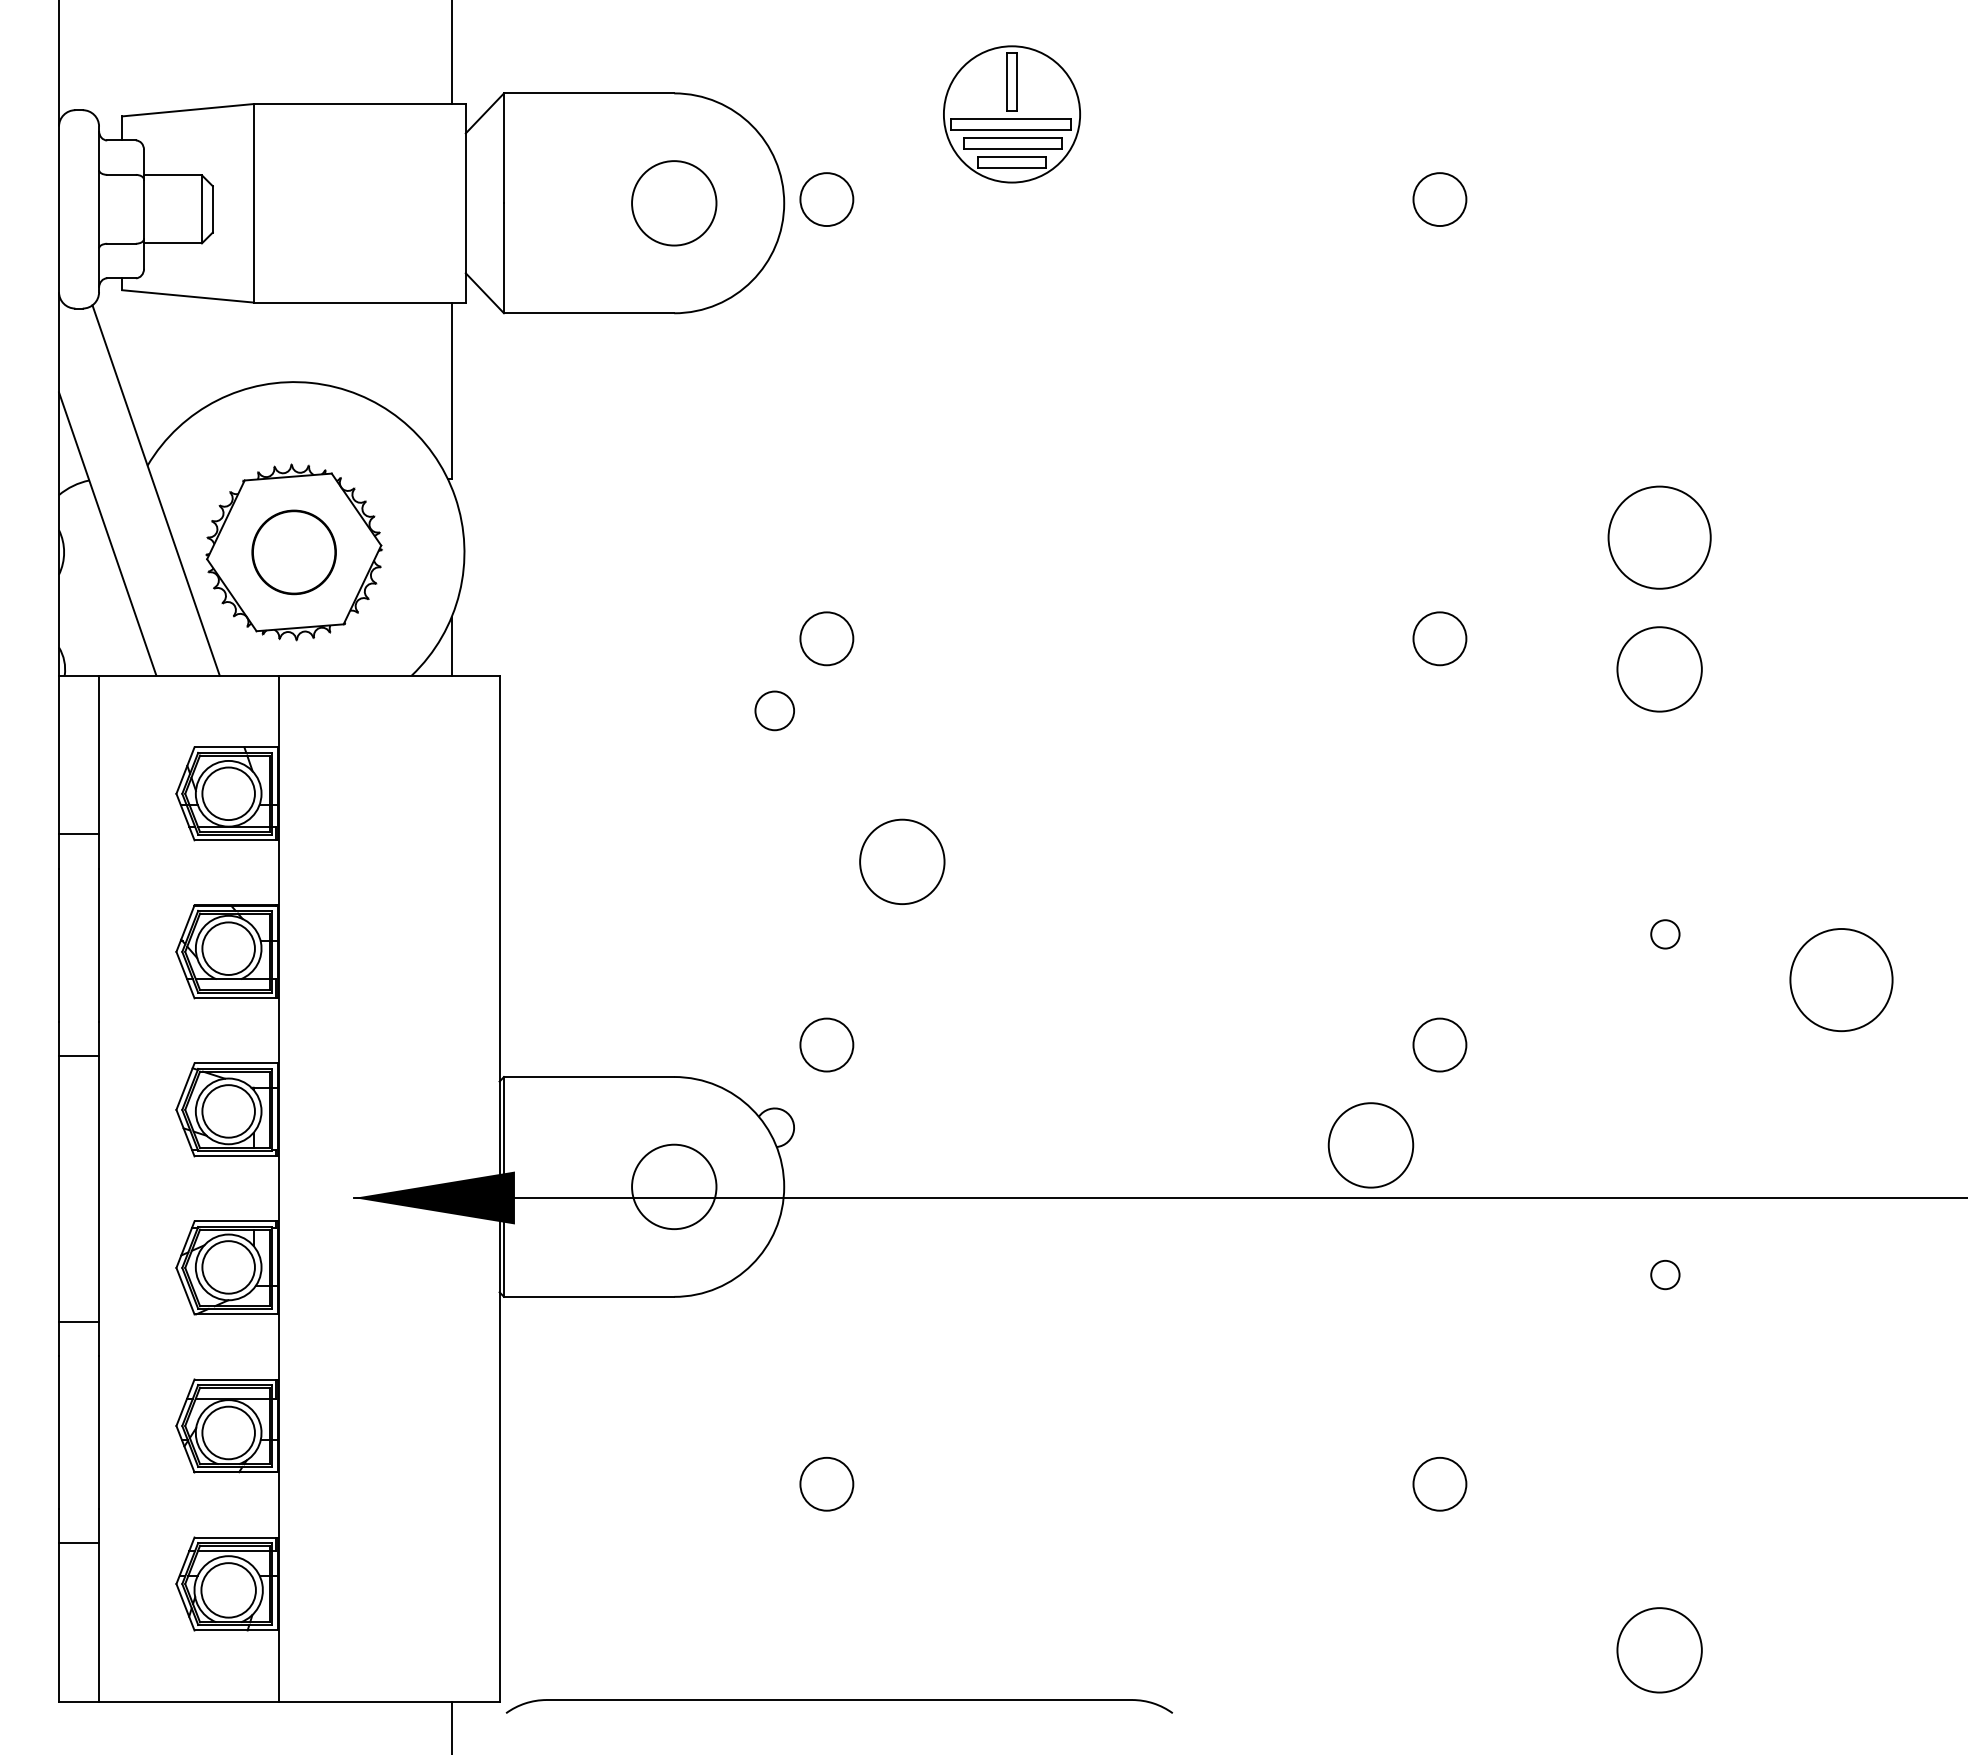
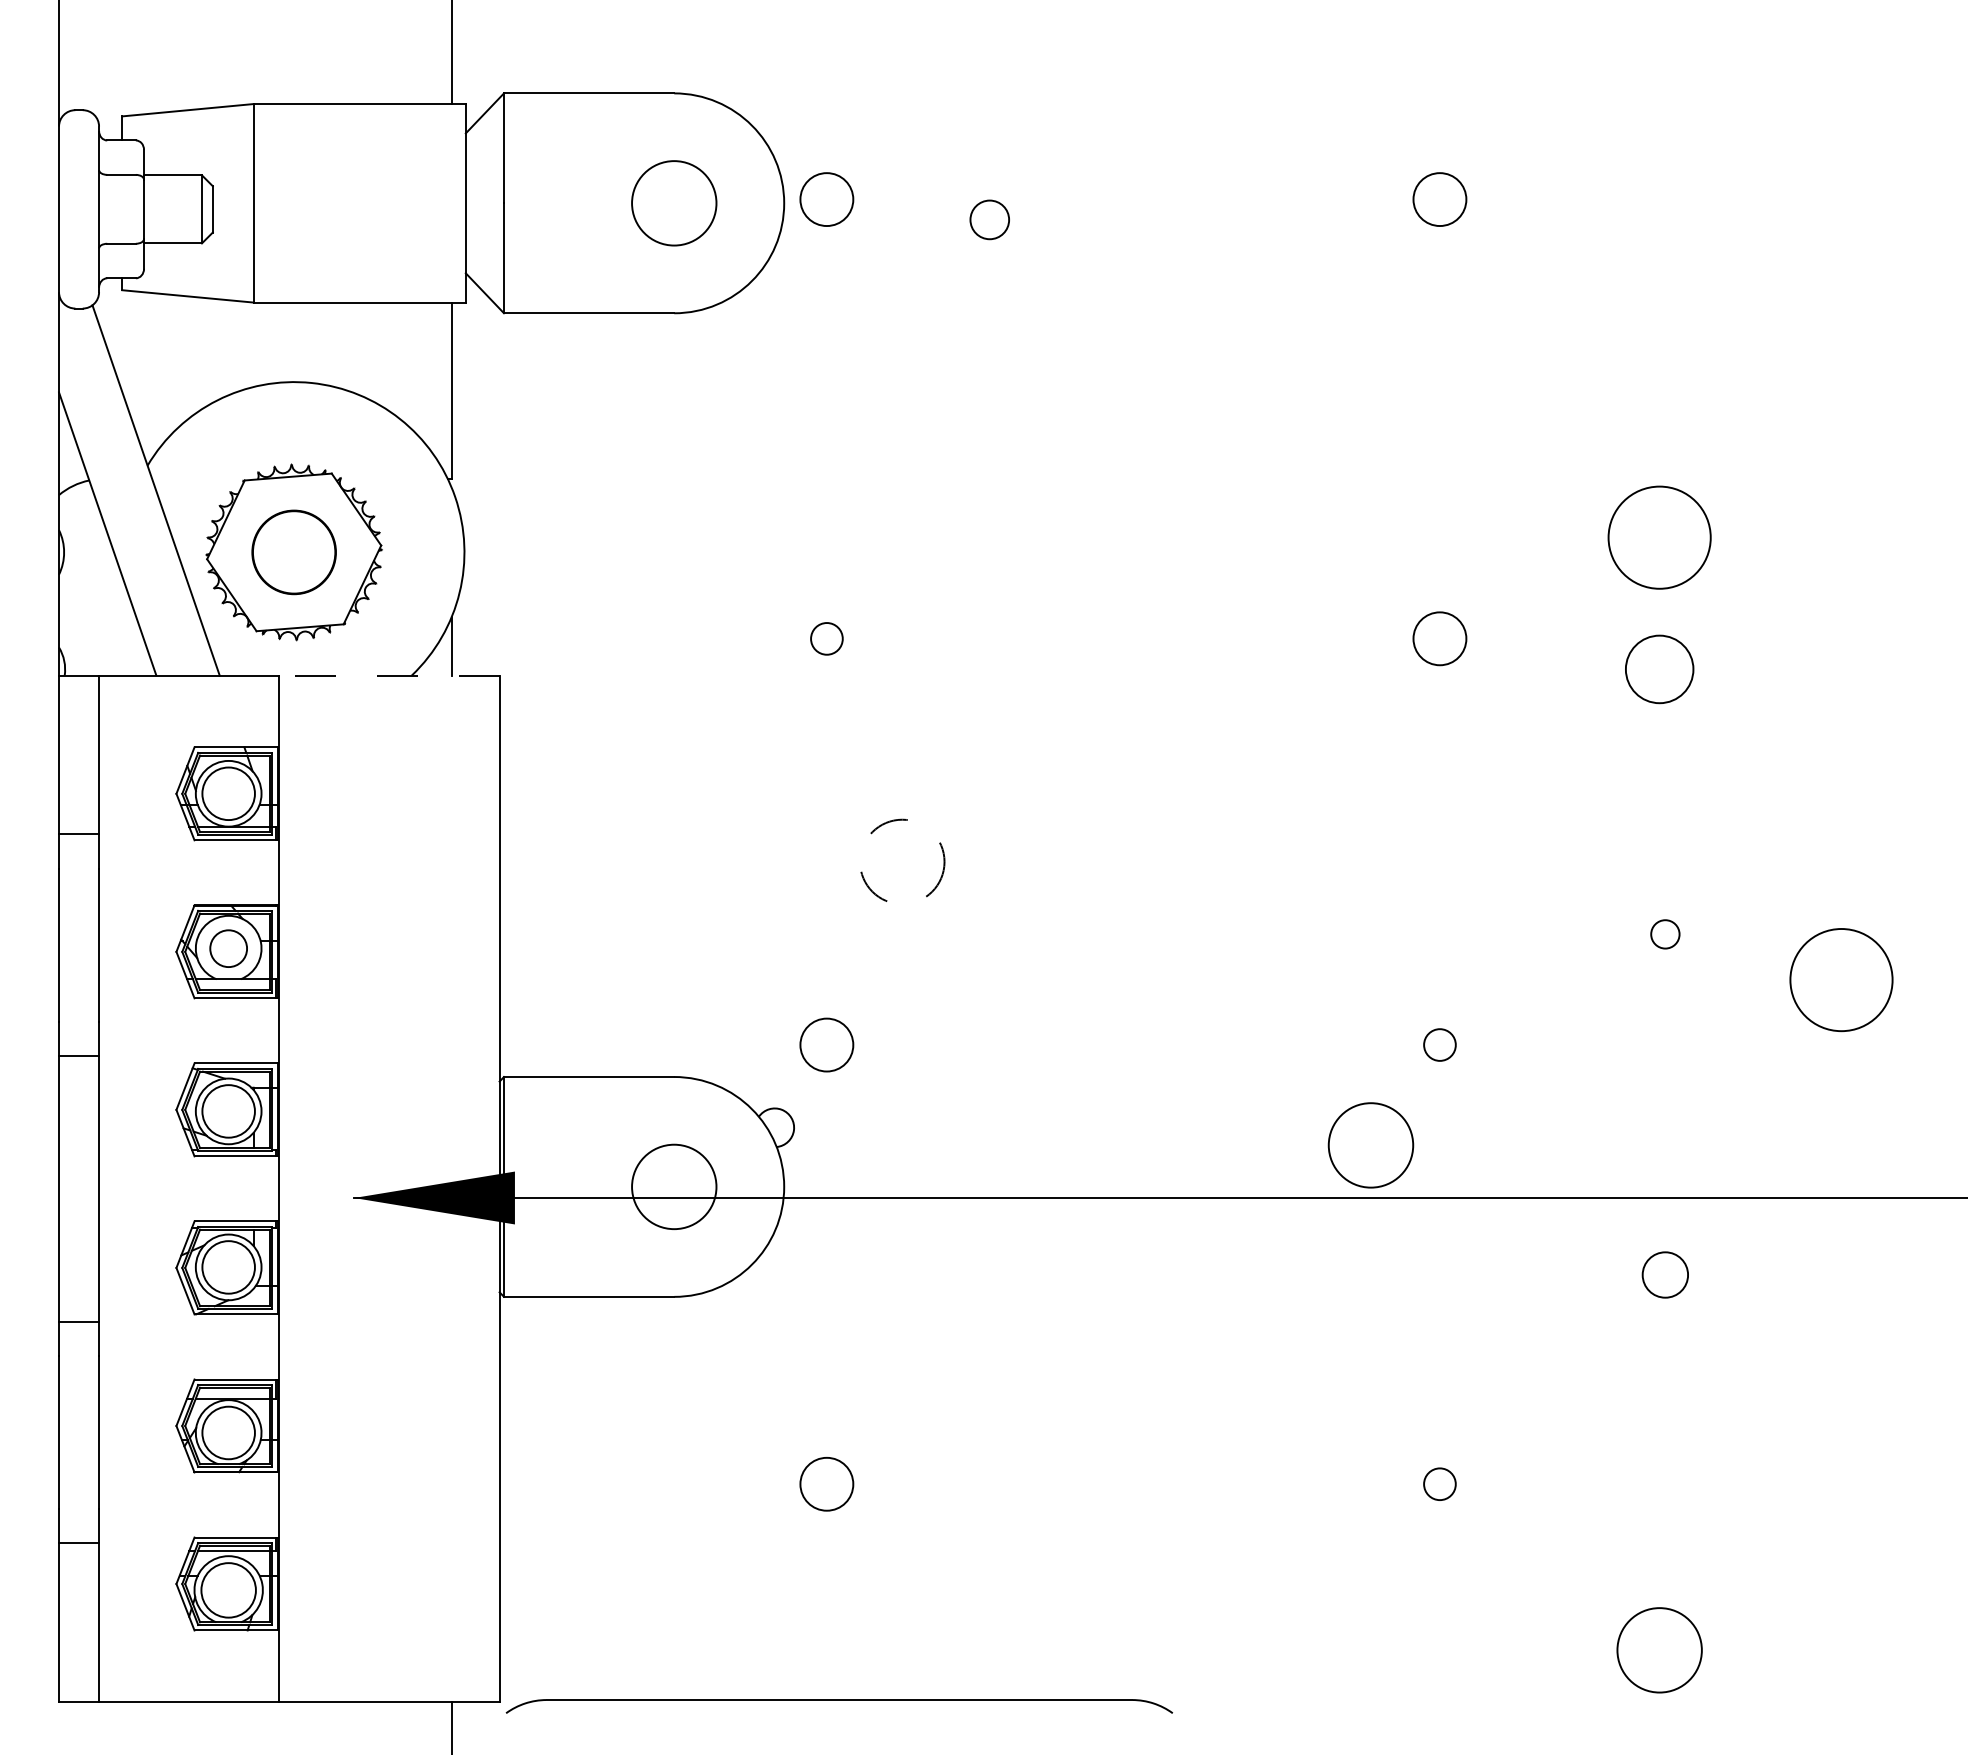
part: present -> none (1011, 114)
circle size: 56x56 px -> 34x34 px (826, 638)
circle diameter: 84 px -> 68 px (1659, 669)
line: solid -> dashed (388, 675)
circle position: (774, 710) -> (989, 219) (989, 219)
circle: solid -> dashed (902, 861)
circle diameter: 53 px -> 37 px (228, 948)
circle size: 56x56 px -> 34x34 px (1439, 1044)
circle diameter: 28 px -> 45 px (1665, 1274)
circle diameter: 53 px -> 32 px (1439, 1484)
